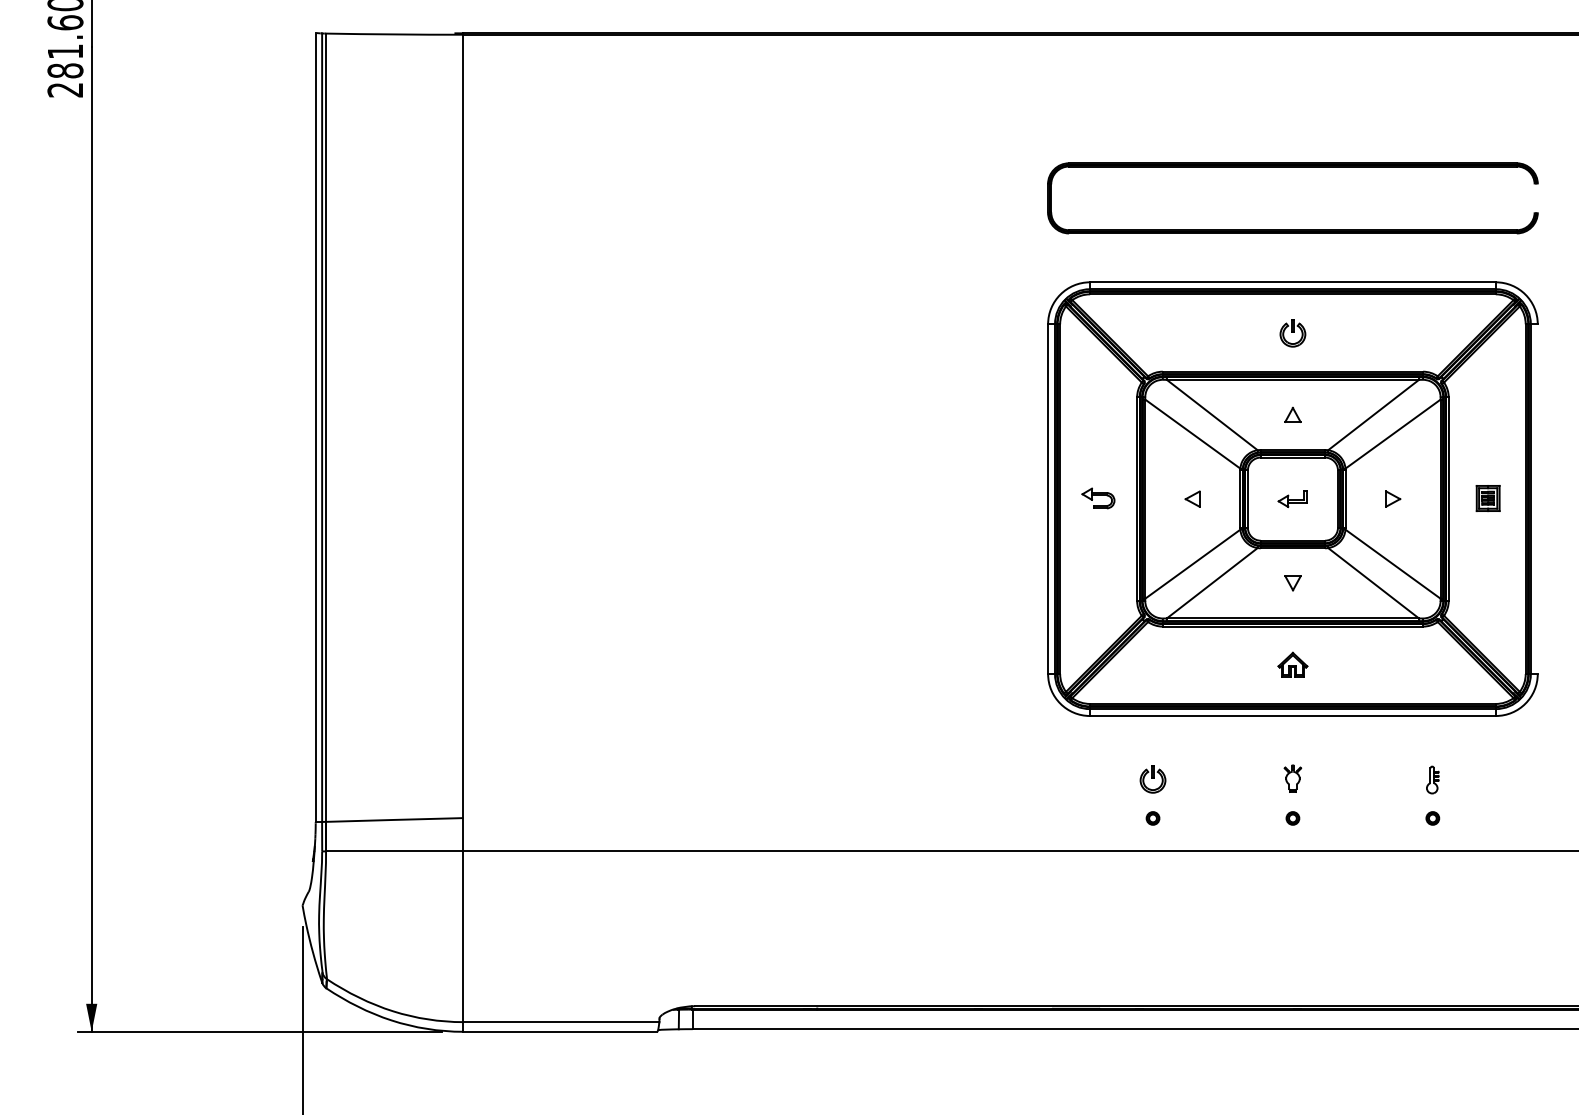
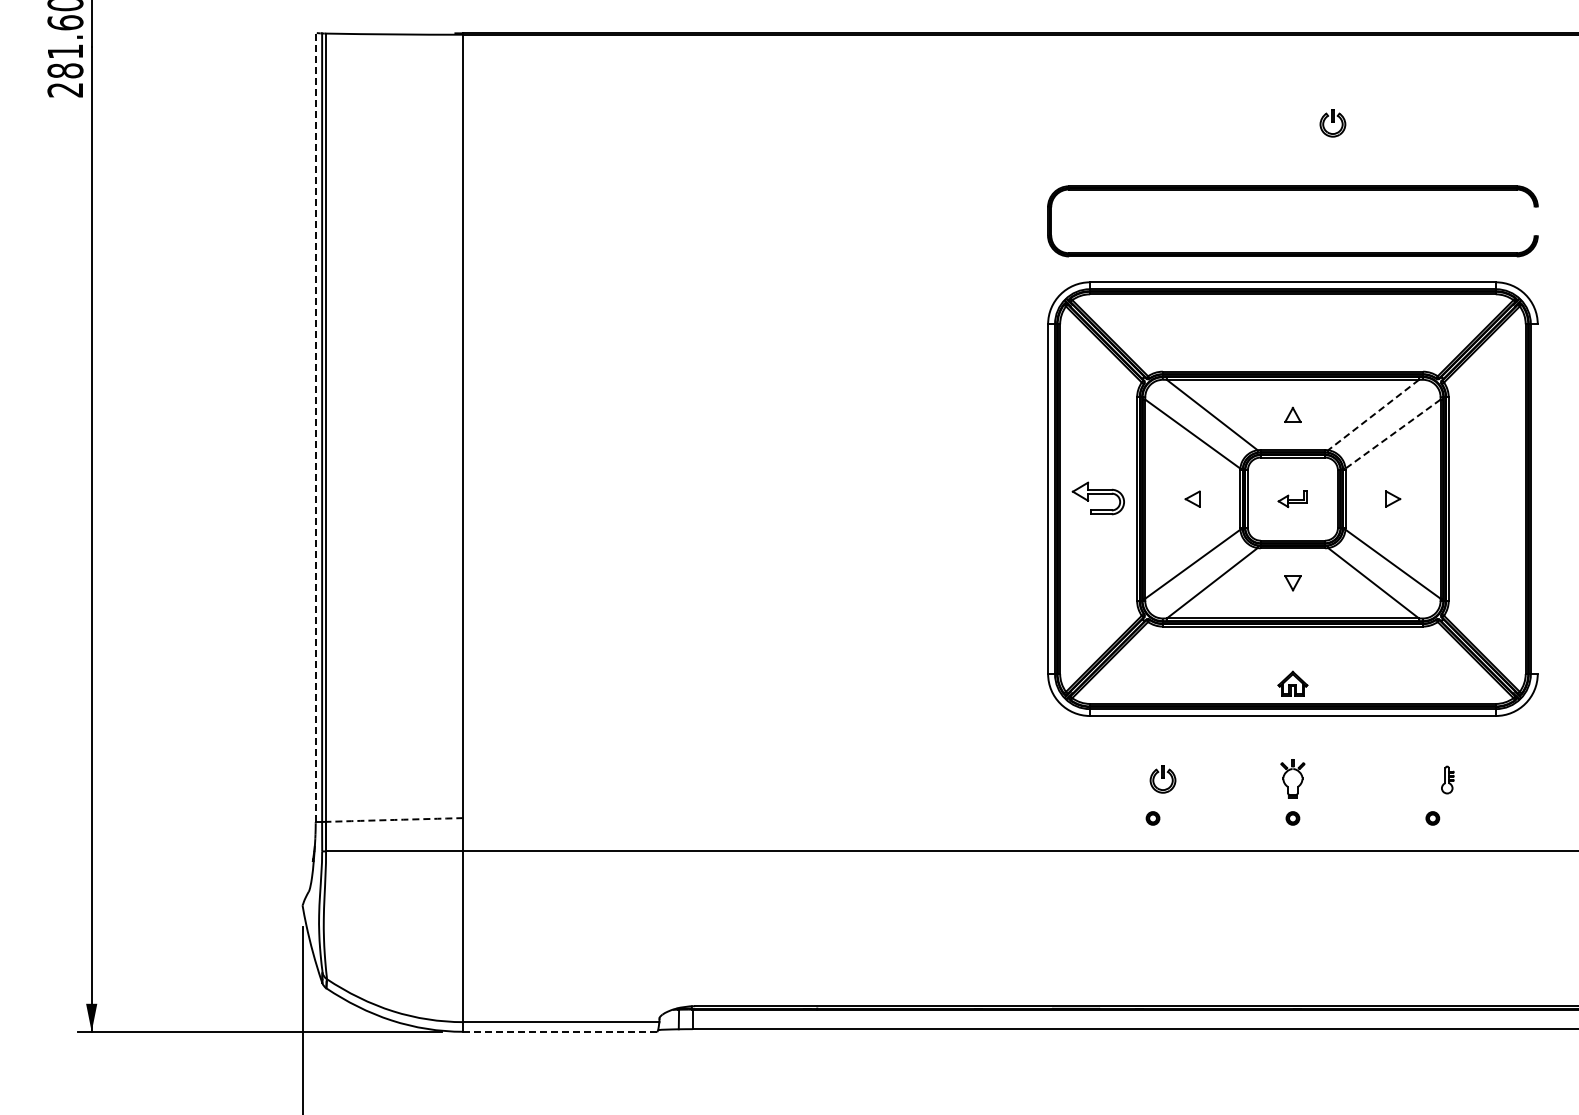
part position: (1292, 167) -> (1292, 190) (1292, 190)
part position: (1292, 333) -> (1332, 123) (1332, 123)
line: solid -> dashed (1373, 415)
line: solid -> dashed (315, 427)
line: solid -> dashed (1393, 434)
part size: 35x23 px -> 54x35 px (1097, 498)
part: present -> none (1487, 498)
part position: (1292, 664) -> (1292, 683) (1292, 683)
part size: 20x29 px -> 26x40 px (1292, 778)
part position: (1152, 779) -> (1162, 779) (1162, 779)
part position: (1432, 779) -> (1447, 779) (1447, 779)
arc: solid -> dashed (394, 819)
line: solid -> dashed (560, 1031)
